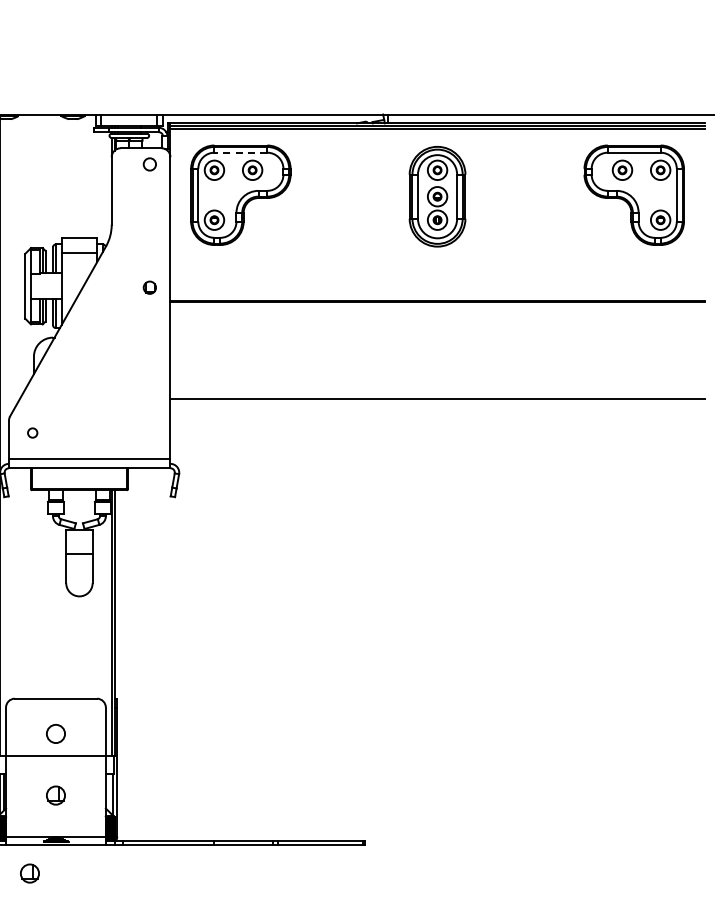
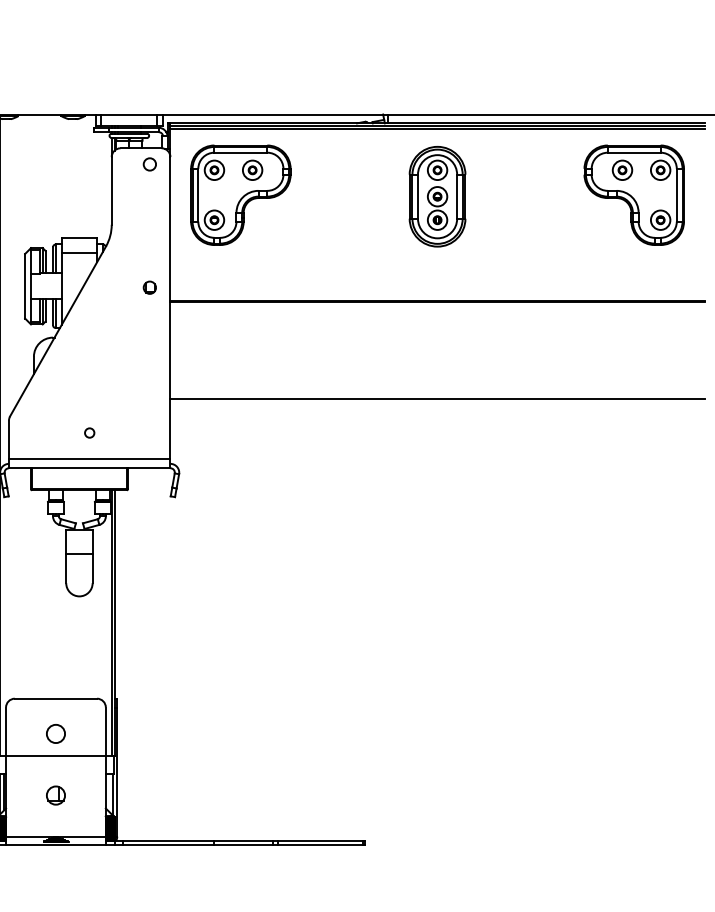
line: dashed -> solid (240, 152)
circle position: (32, 432) -> (89, 432) (89, 432)
part: present -> none (29, 873)
